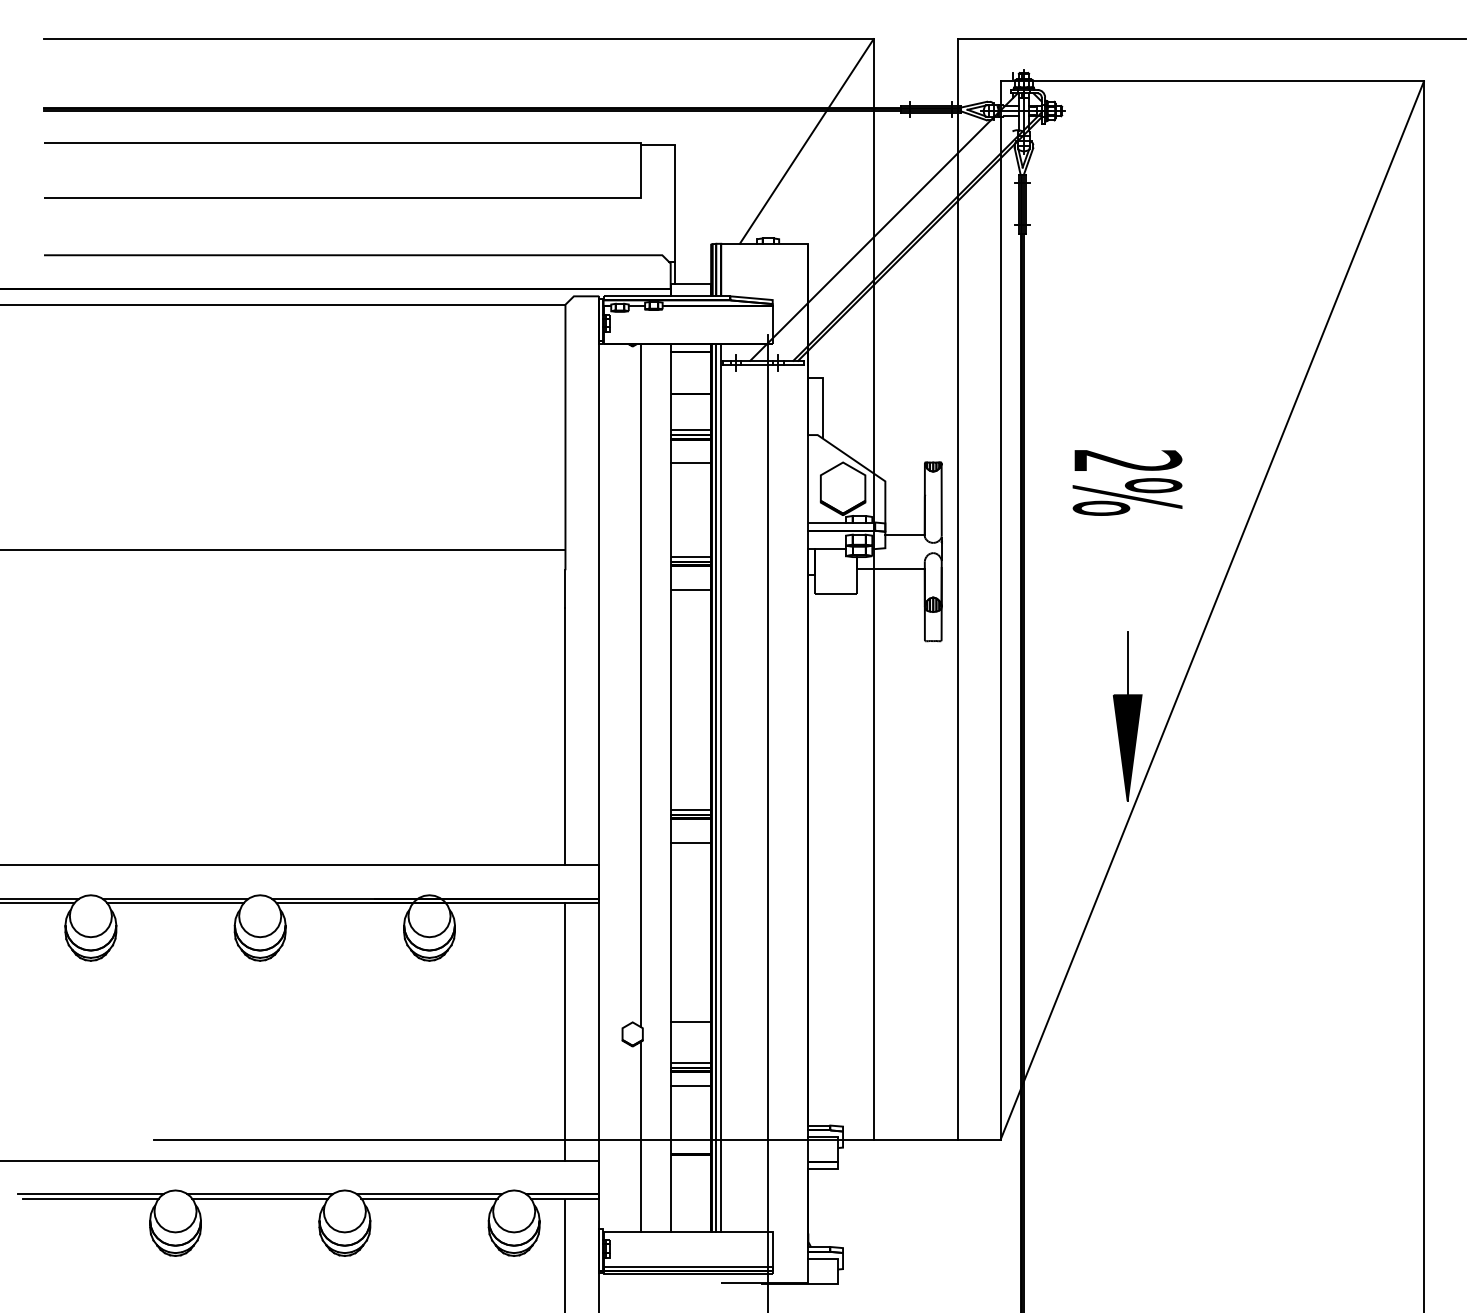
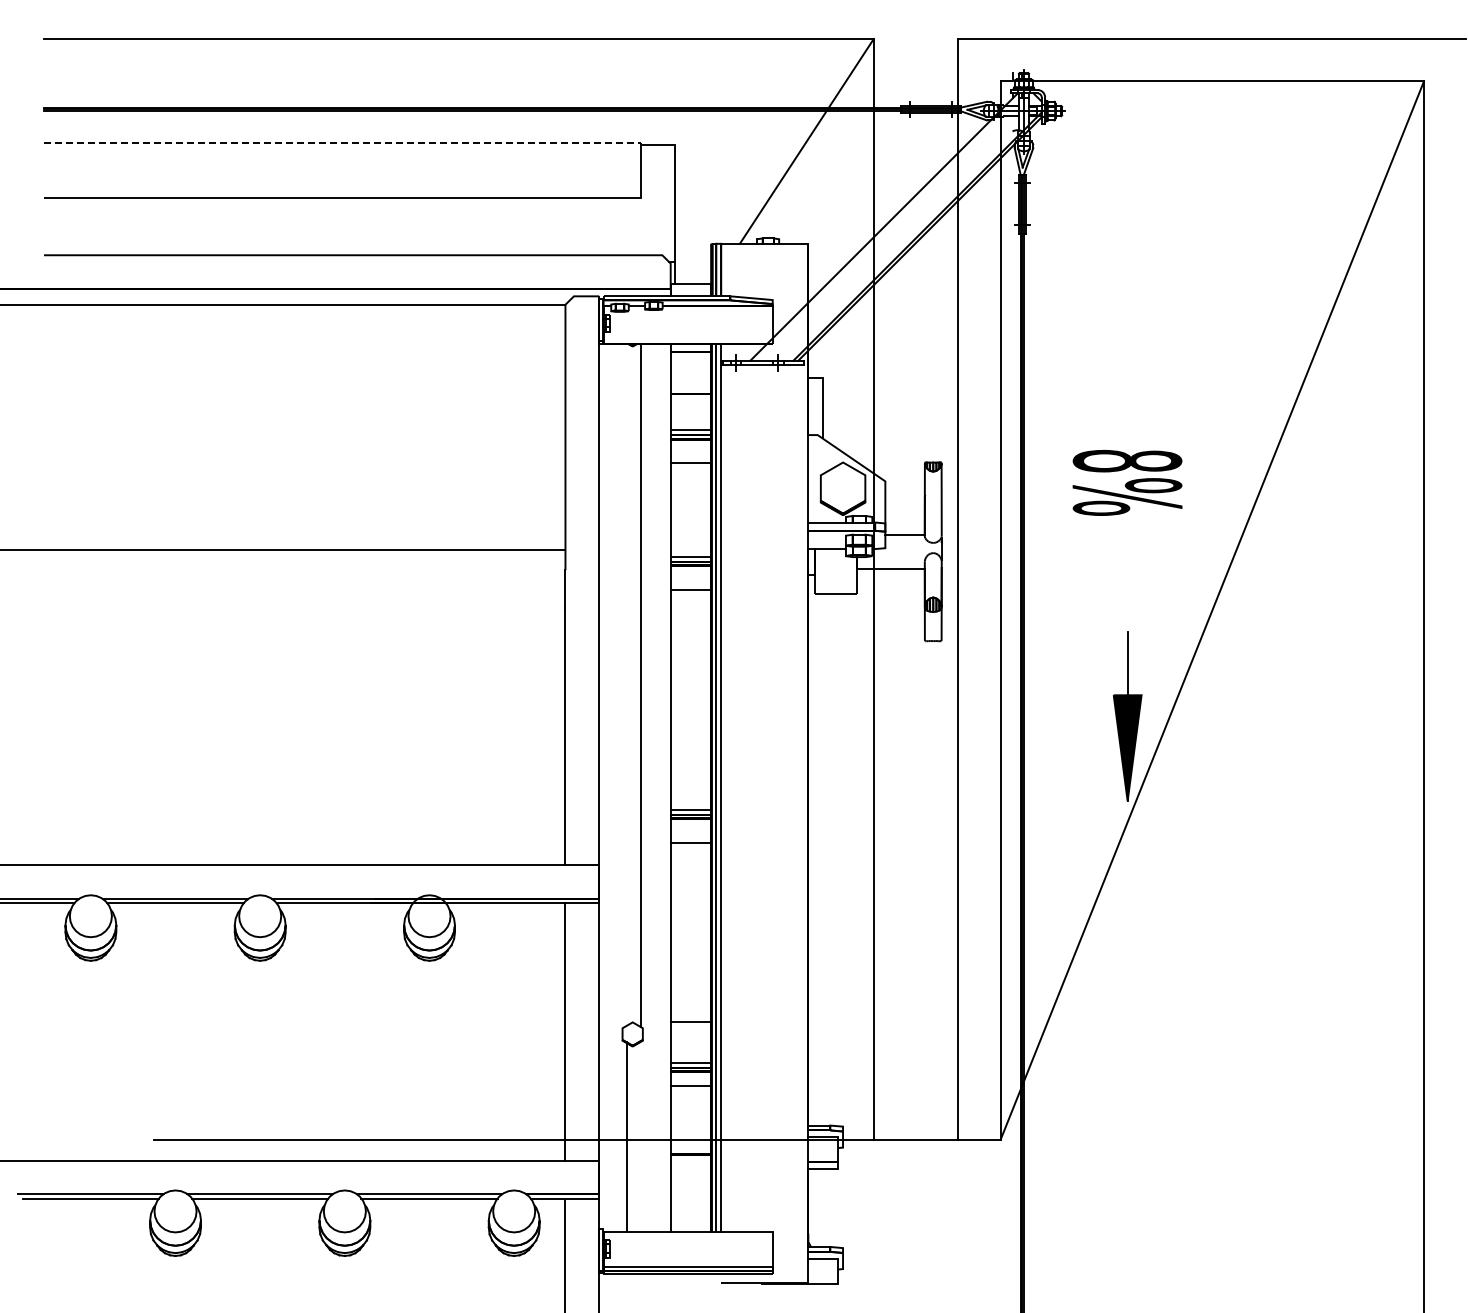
line: solid -> dashed (344, 142)
text: 2% -> 8% (1127, 460)
line: present -> none (767, 822)
line position: (641, 1136) -> (627, 1136) (627, 1136)
